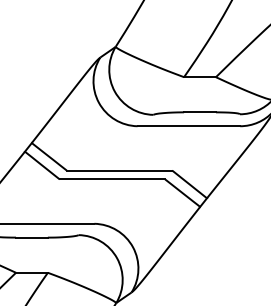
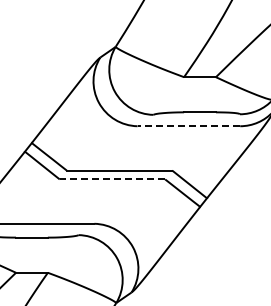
line: solid -> dashed (188, 126)
line: solid -> dashed (112, 179)
